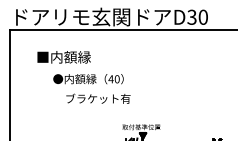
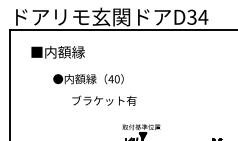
text: D30 -> D34 (203, 16)
text position: (63, 57) -> (57, 52) (57, 52)
text position: (98, 98) -> (104, 100) (104, 100)
